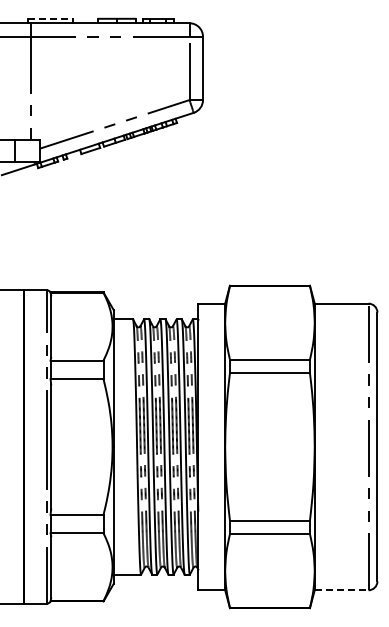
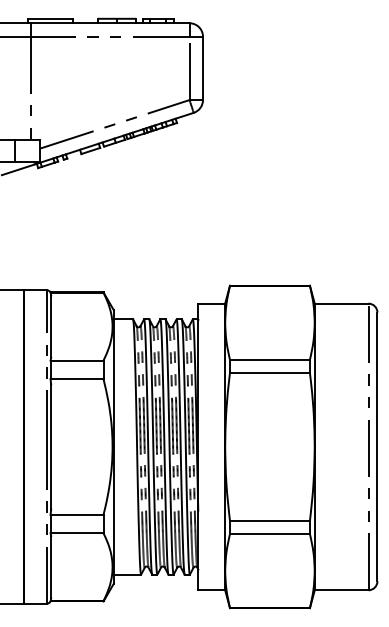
line: dashed -> solid (51, 18)
line: dashed -> solid (341, 590)
